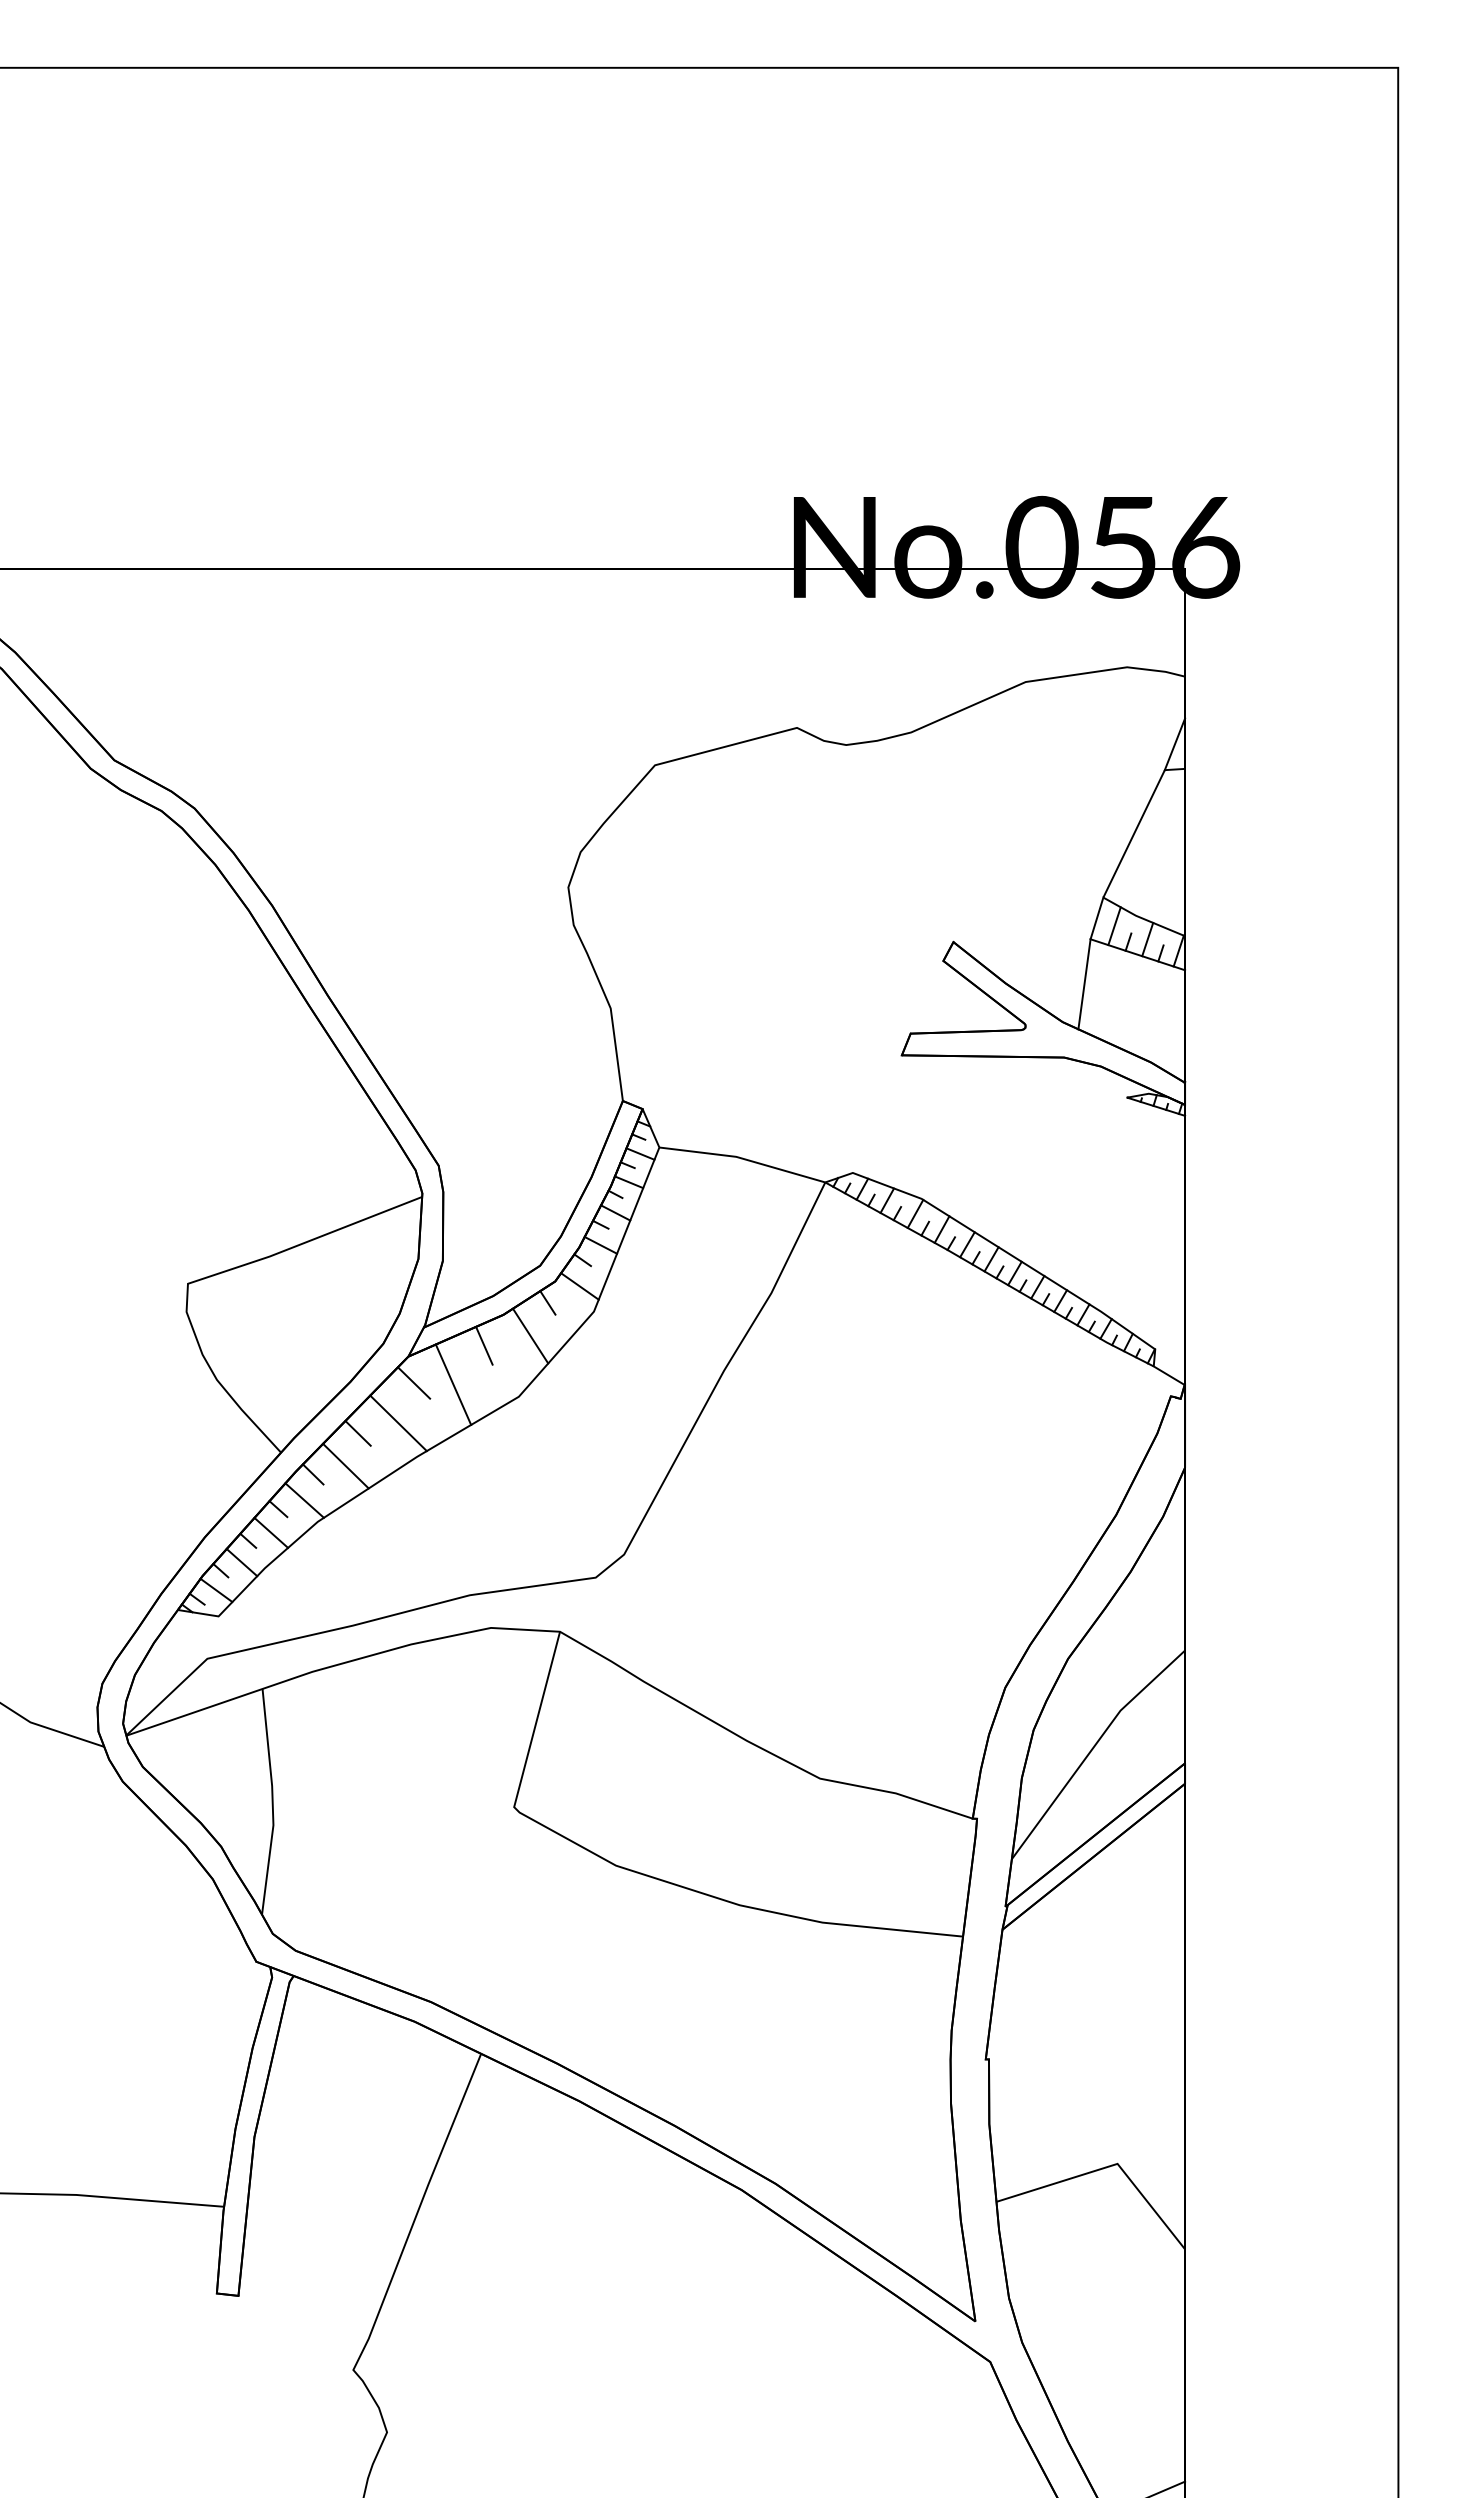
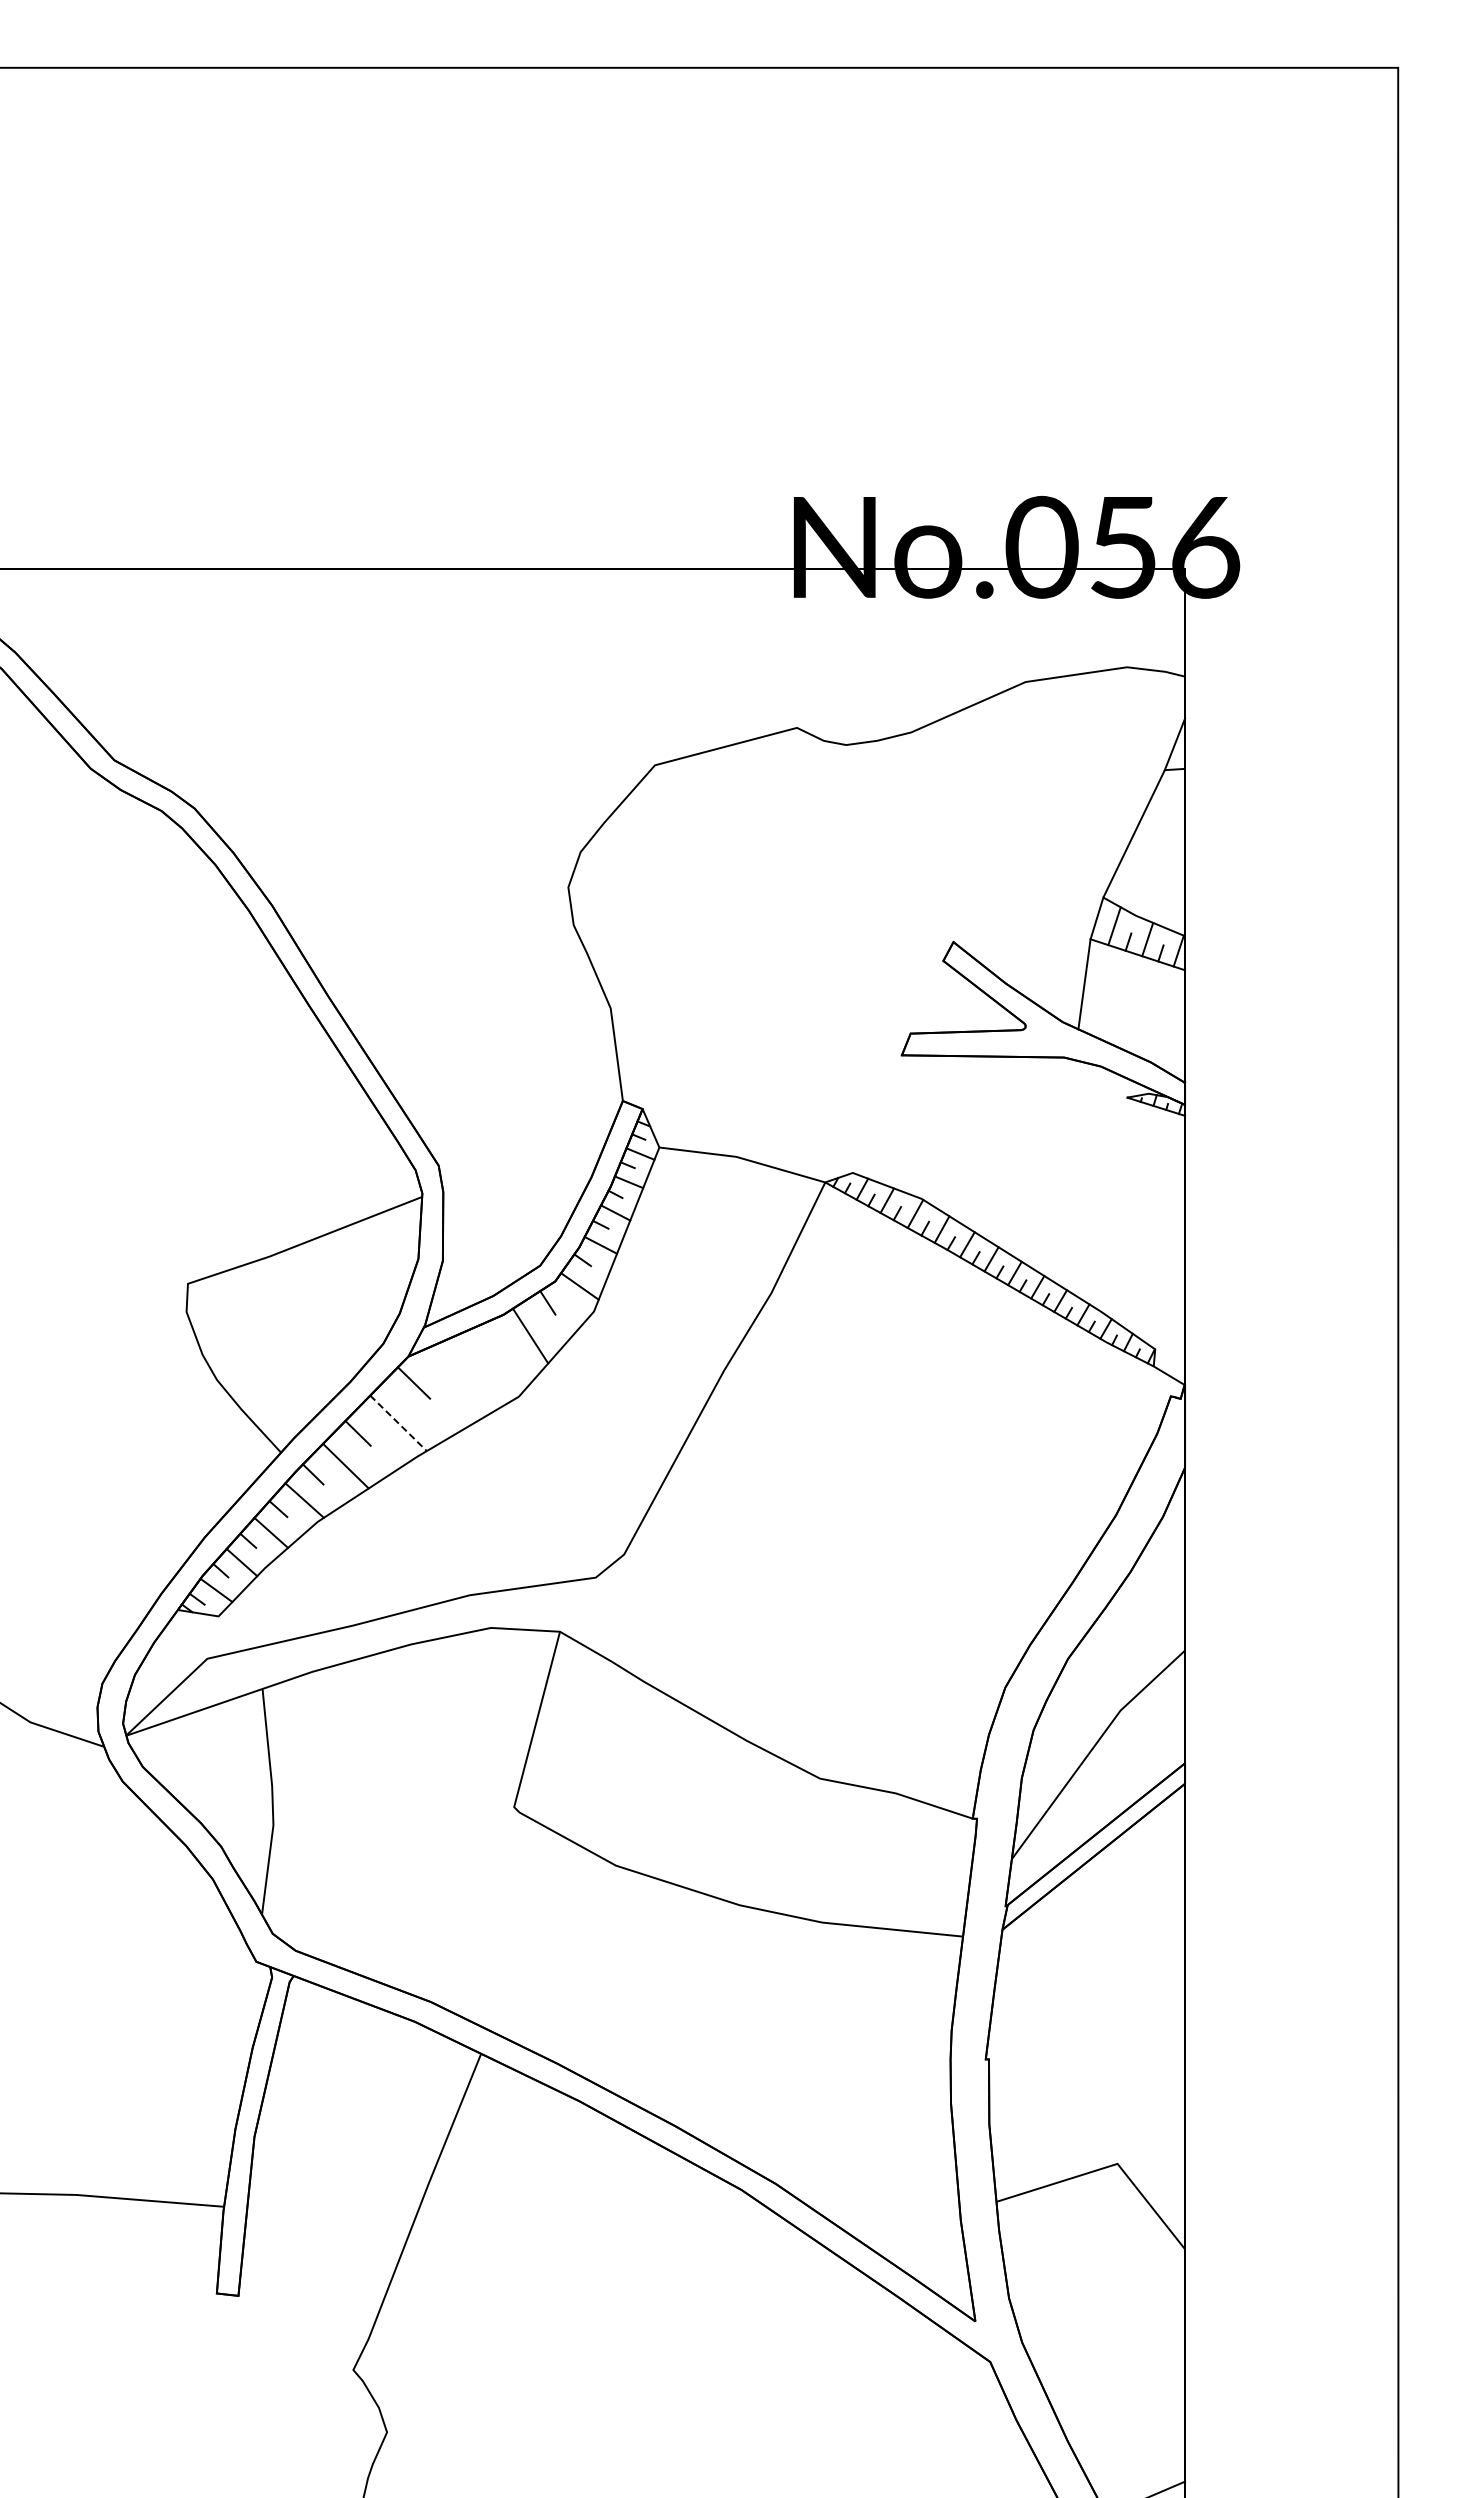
line: present -> none (484, 1345)
line: present -> none (453, 1384)
line: solid -> dashed (398, 1423)
